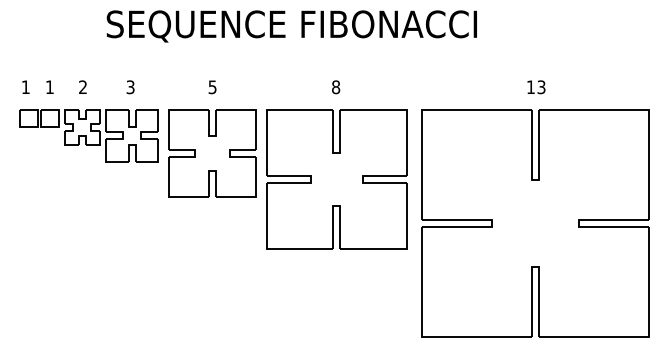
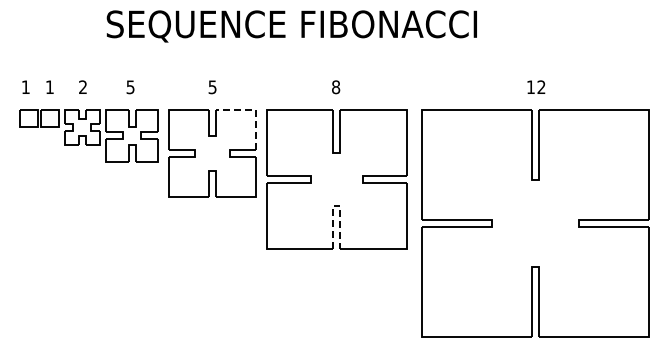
text: 3 -> 5 (130, 86)
text: 13 -> 12 (541, 87)
line: solid -> dashed (256, 109)
line: solid -> dashed (337, 205)
